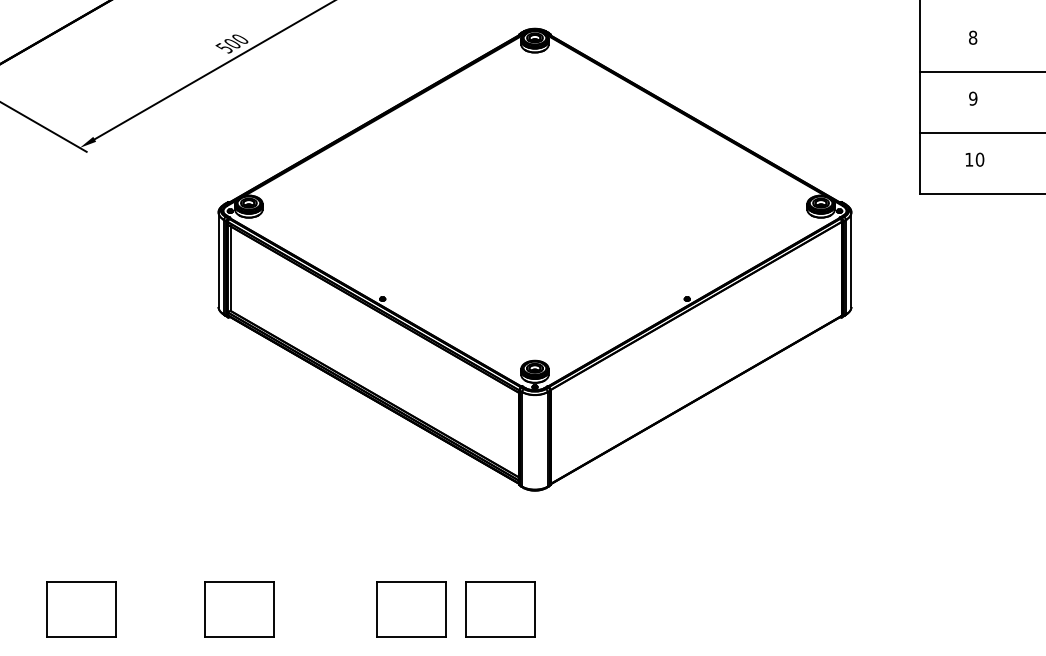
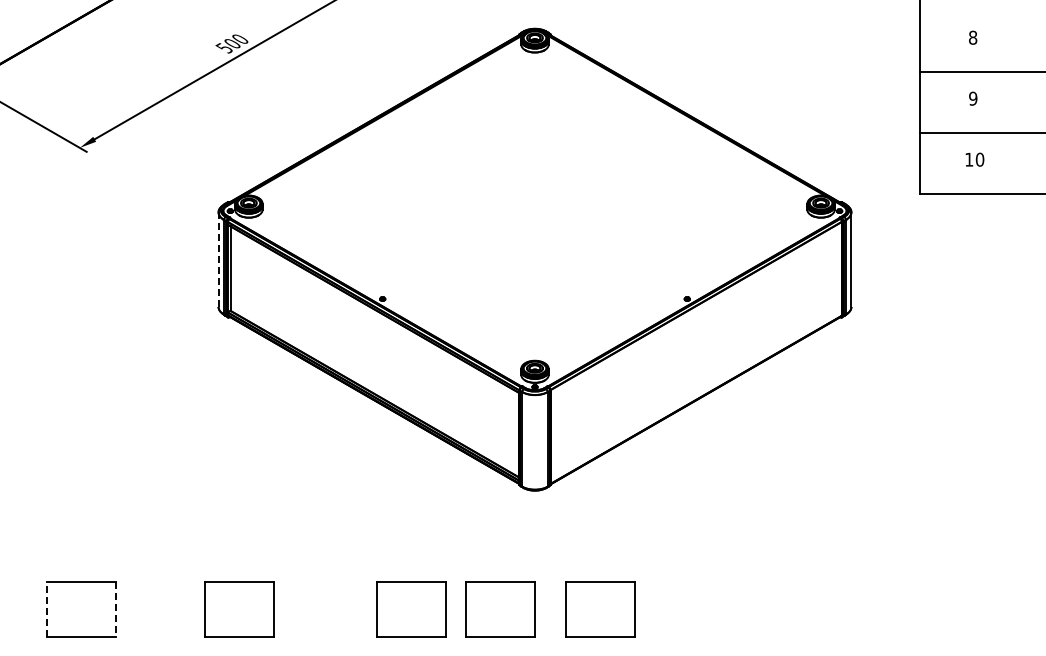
line: solid -> dashed (218, 260)
line: solid -> dashed (46, 608)
line: solid -> dashed (115, 609)
part: none -> present (600, 609)
